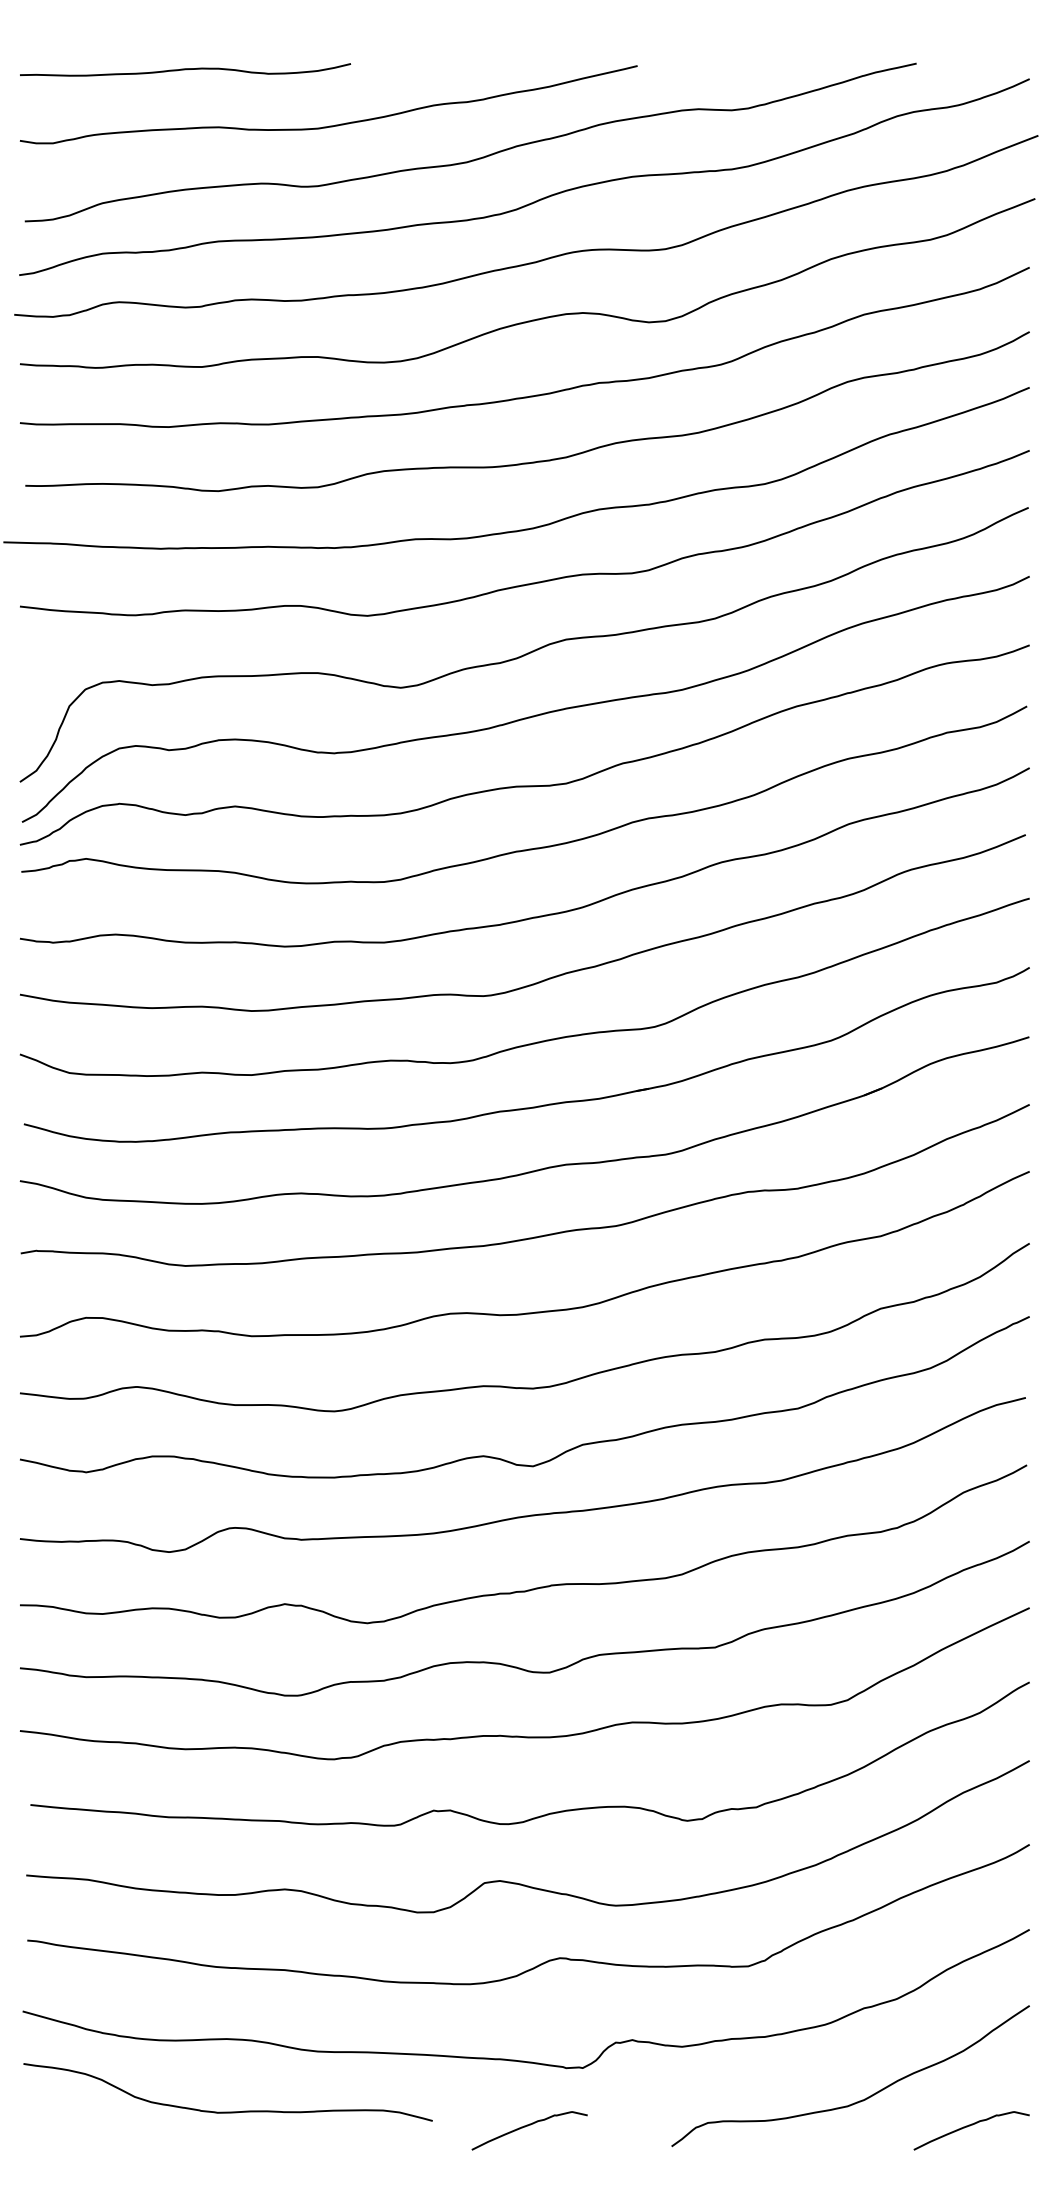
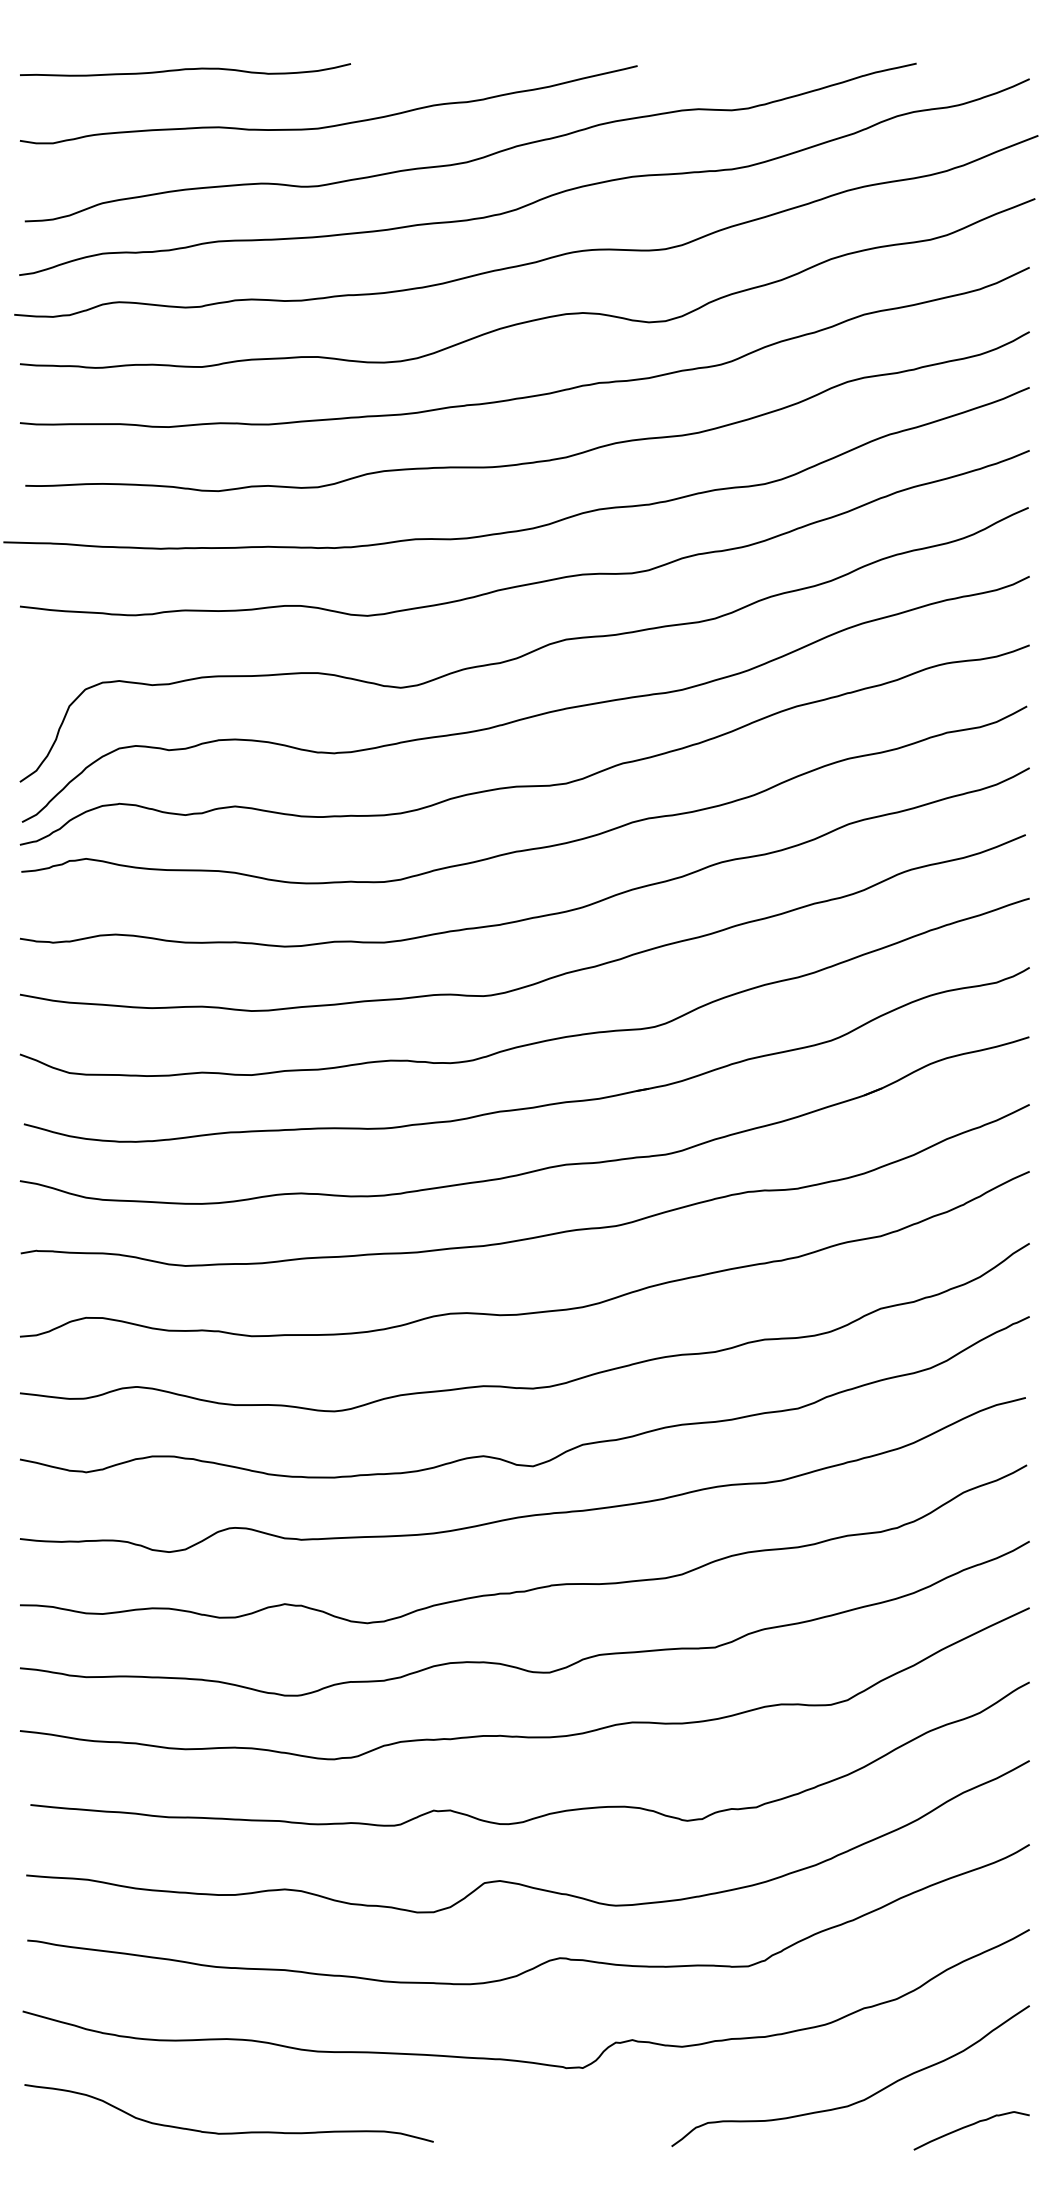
curve position: (227, 2111) -> (228, 2132) (228, 2132)
curve: present -> none (528, 2126)
